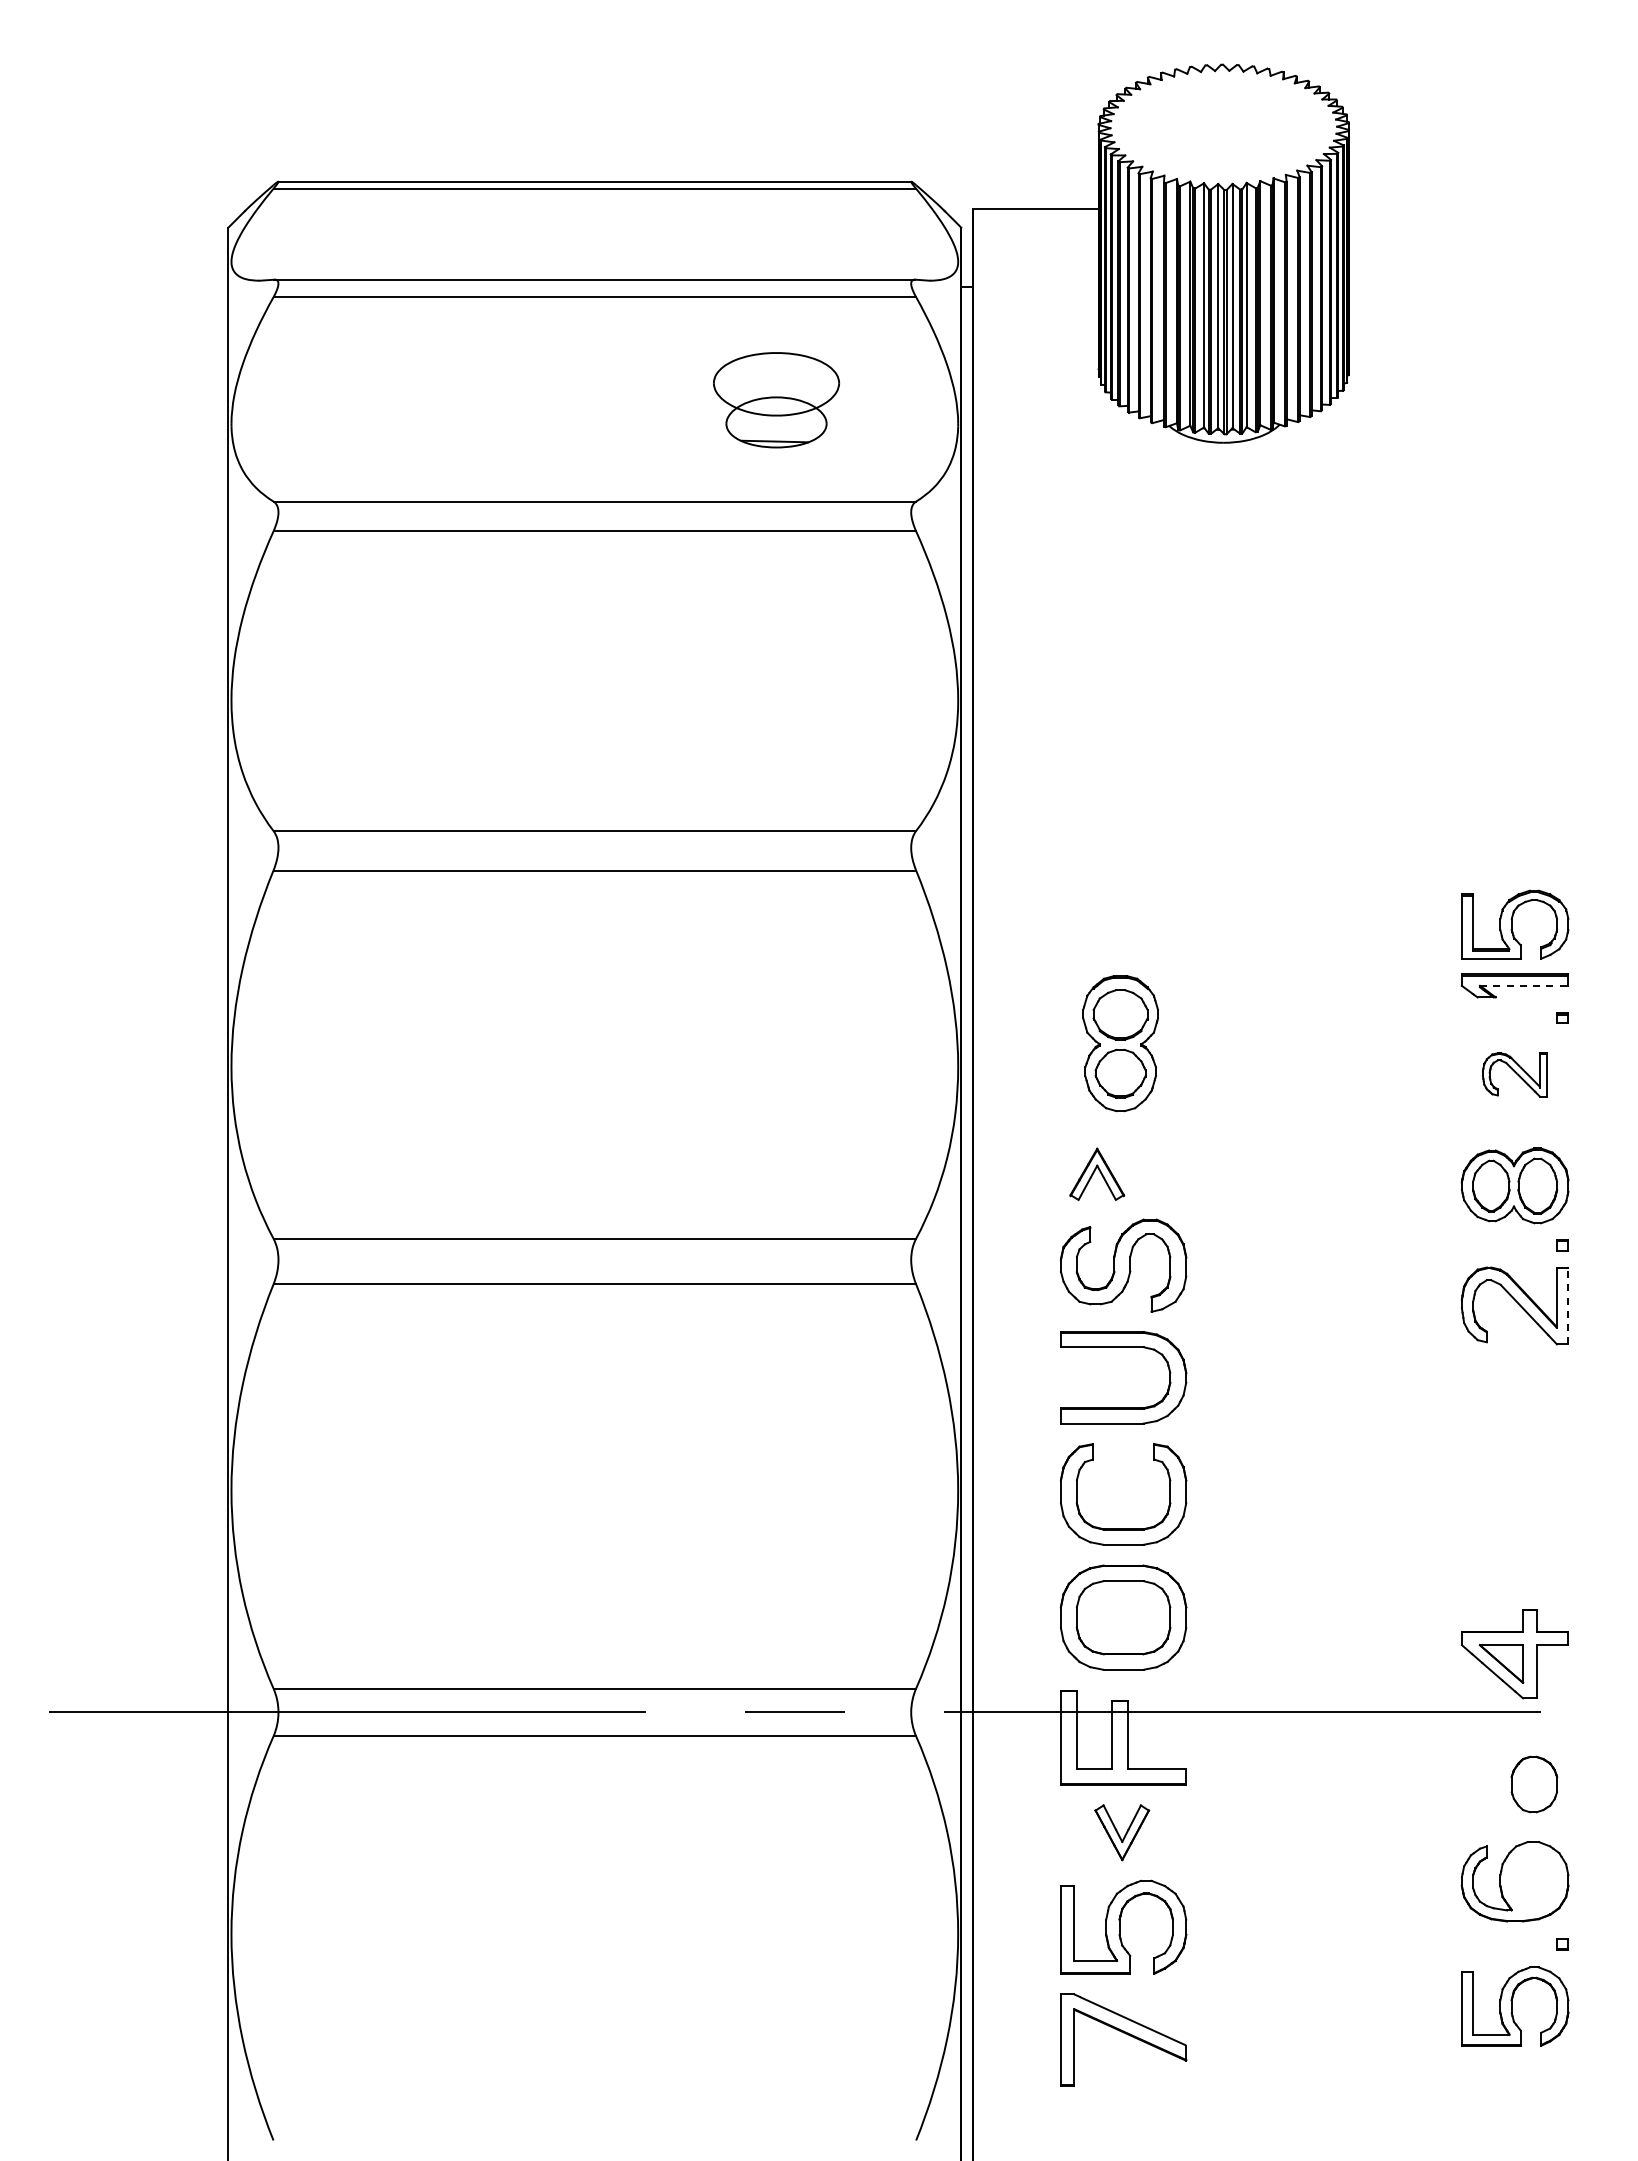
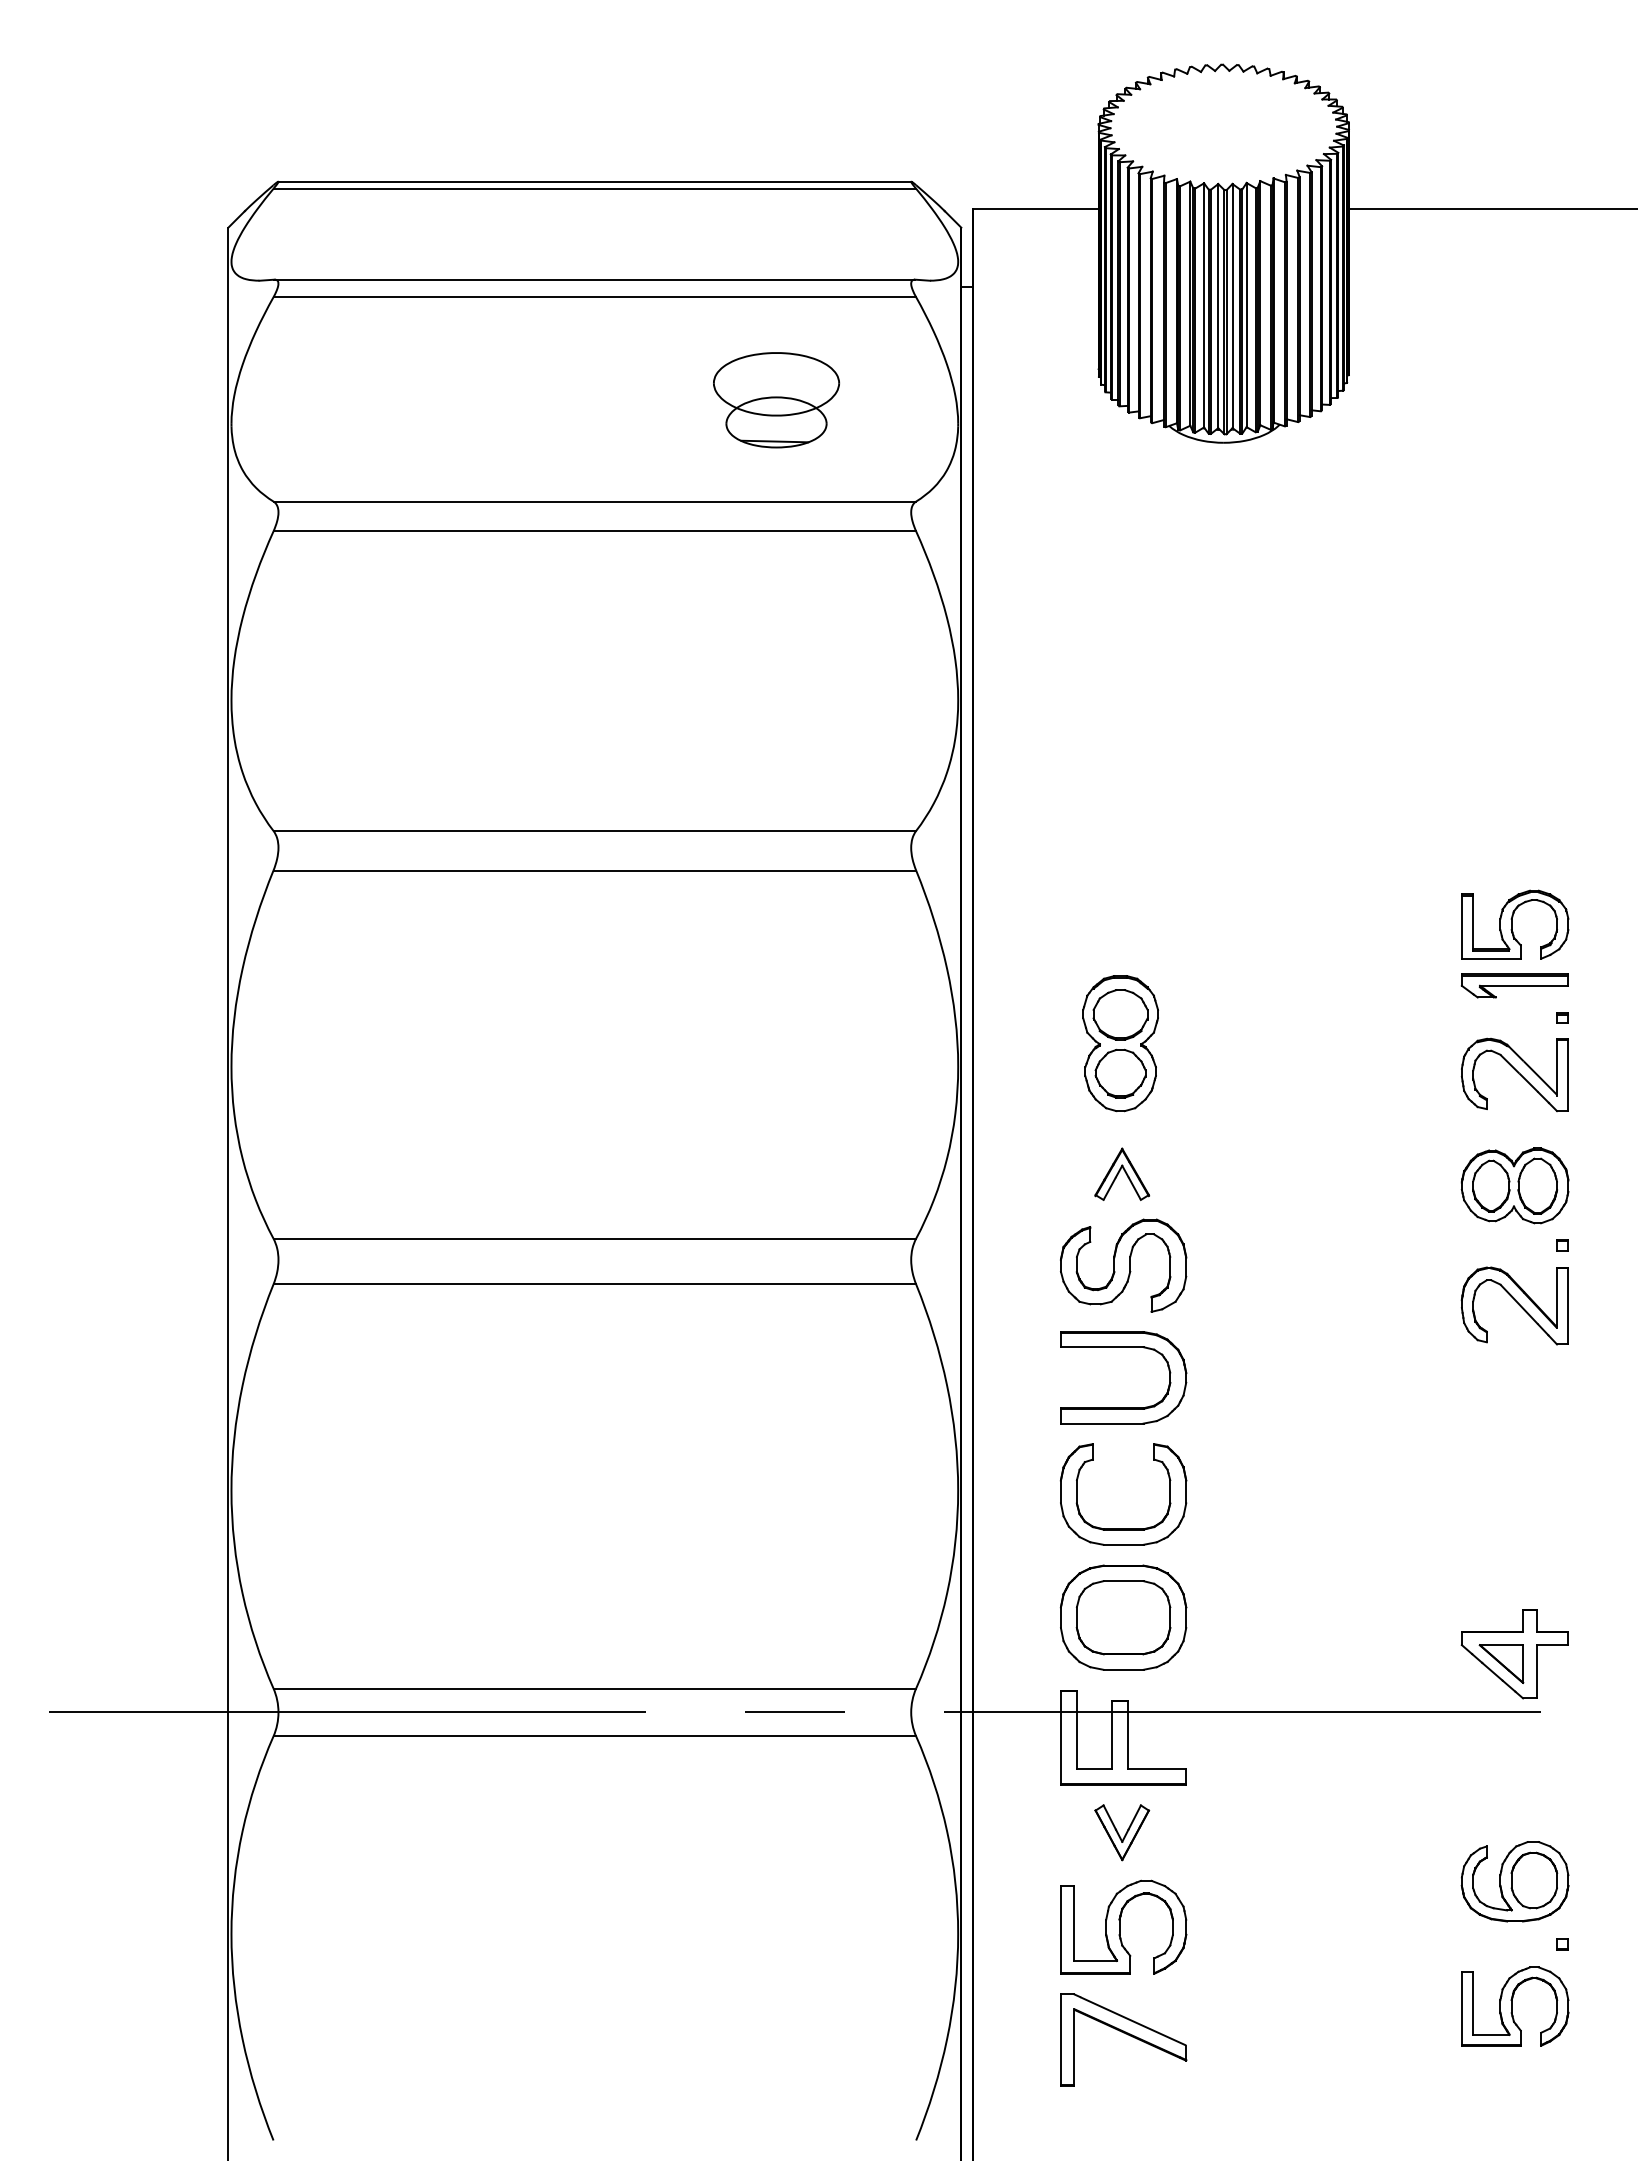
line: none -> present (1491, 208)
line: dashed -> solid (1524, 985)
part size: 66x46 px -> 109x76 px (1514, 1074)
part position: (1097, 1173) -> (1122, 1173) (1122, 1173)
line: dashed -> solid (1568, 1305)
part position: (1534, 1784) -> (1534, 1880) (1534, 1880)
